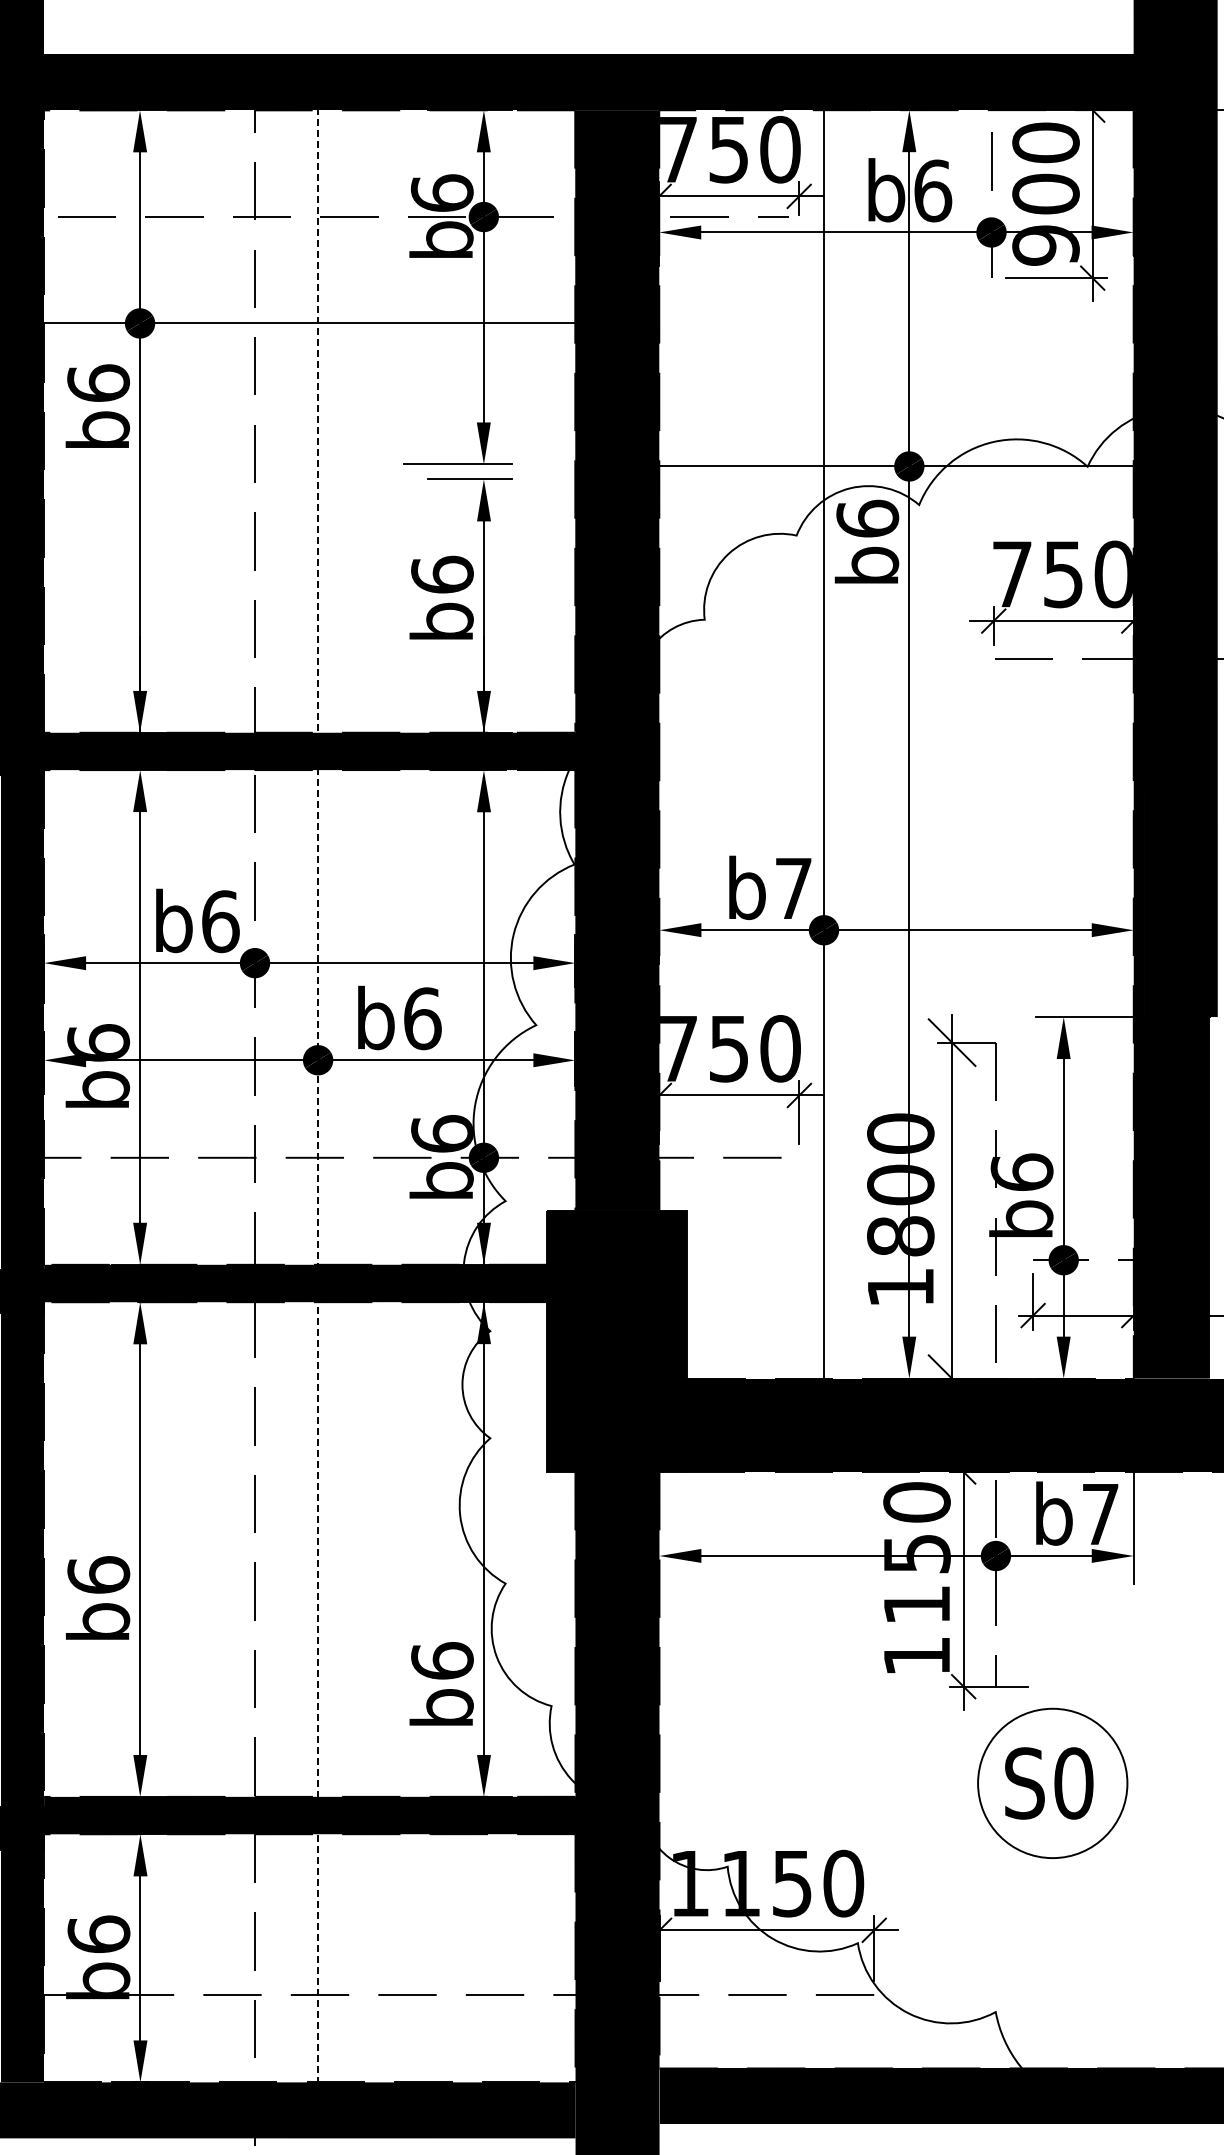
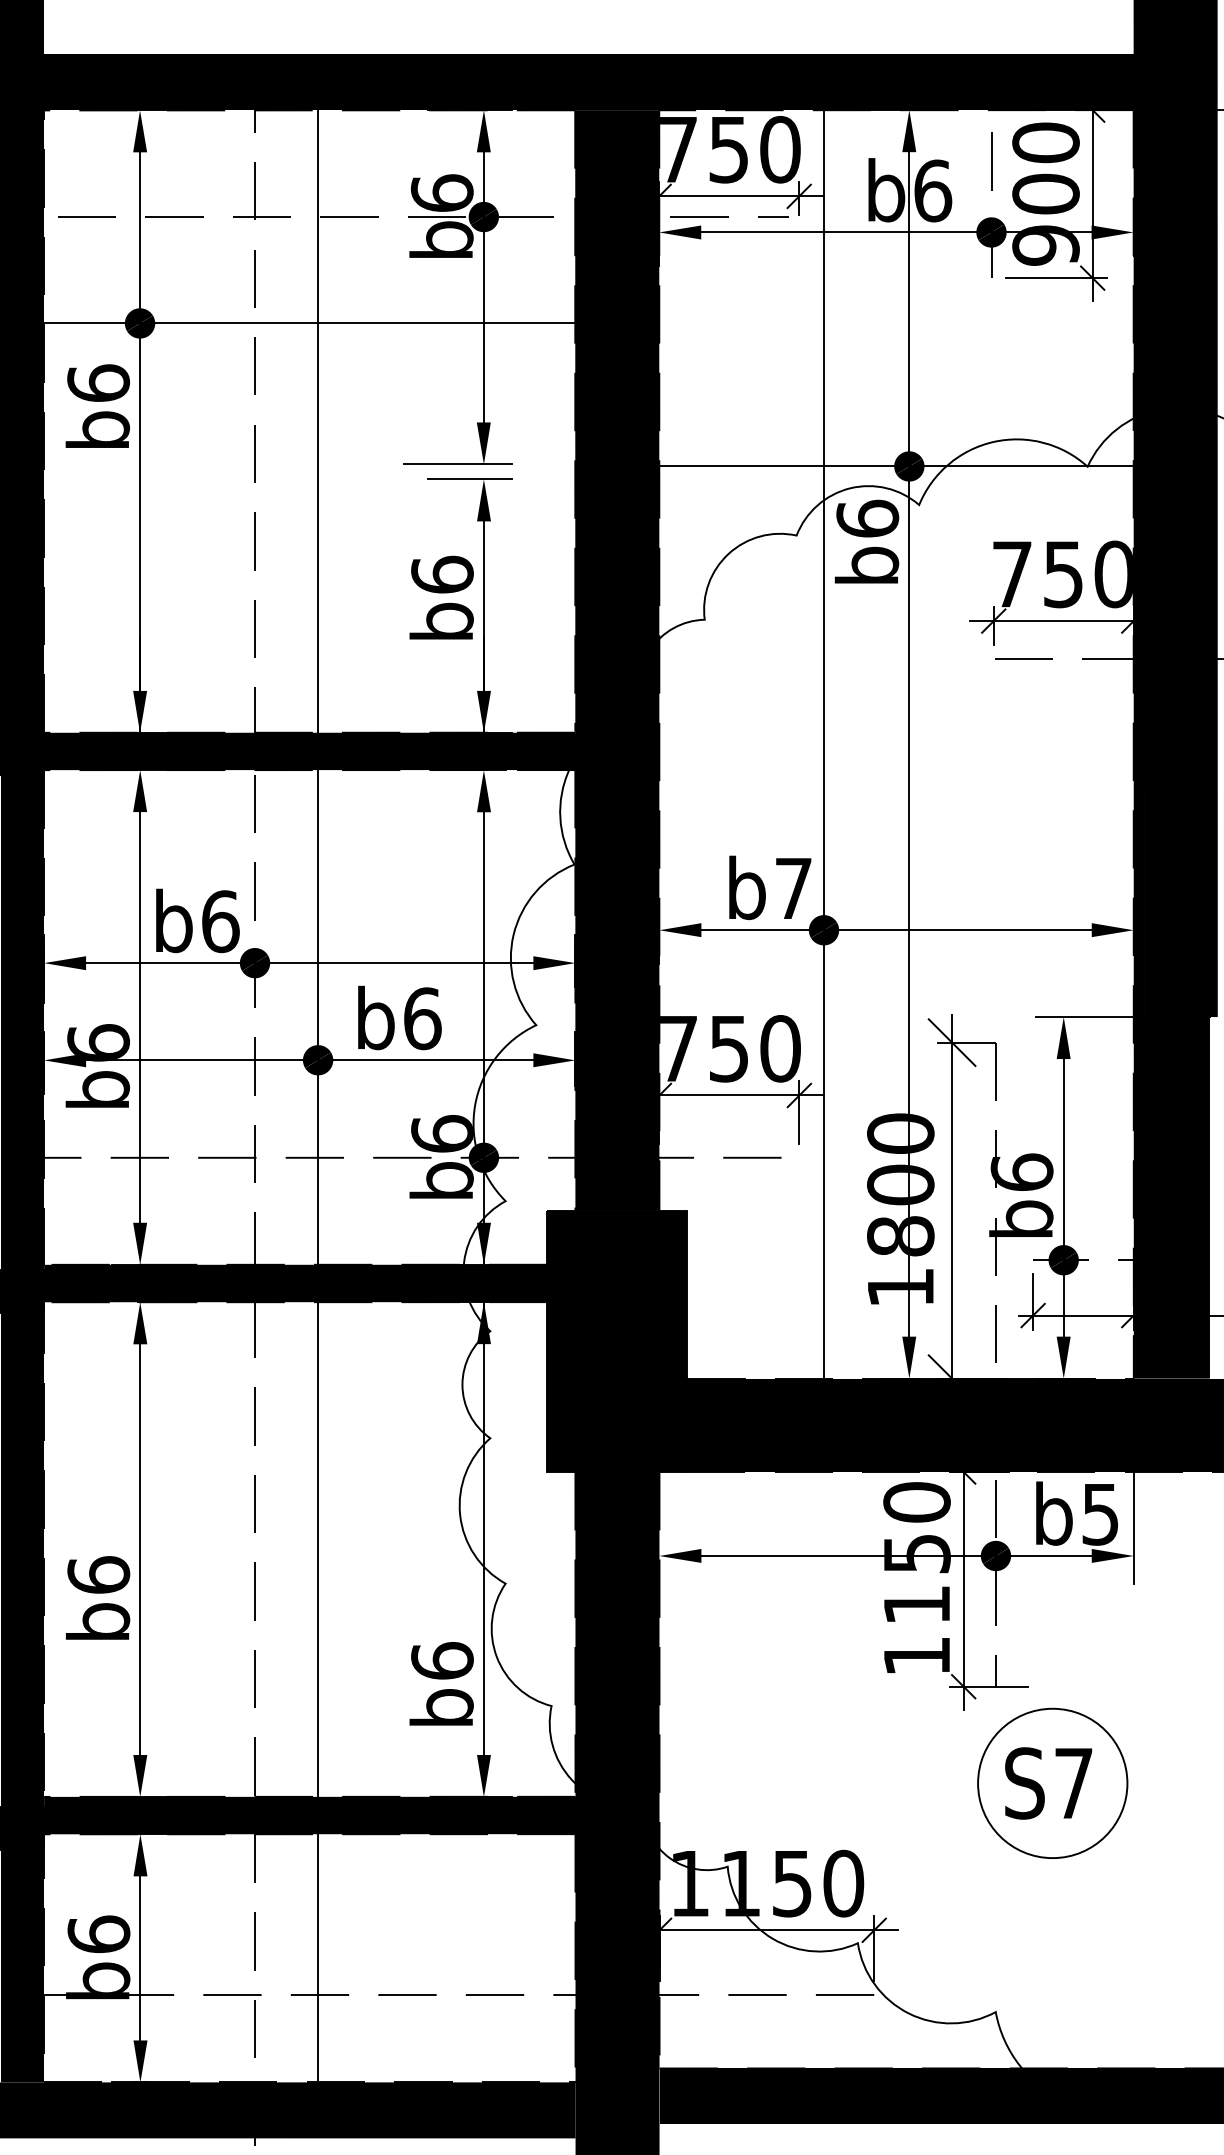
line: dashed -> solid (318, 1093)
text: b7 -> b5 (1100, 1514)
text: S0 -> S7 (1073, 1783)
